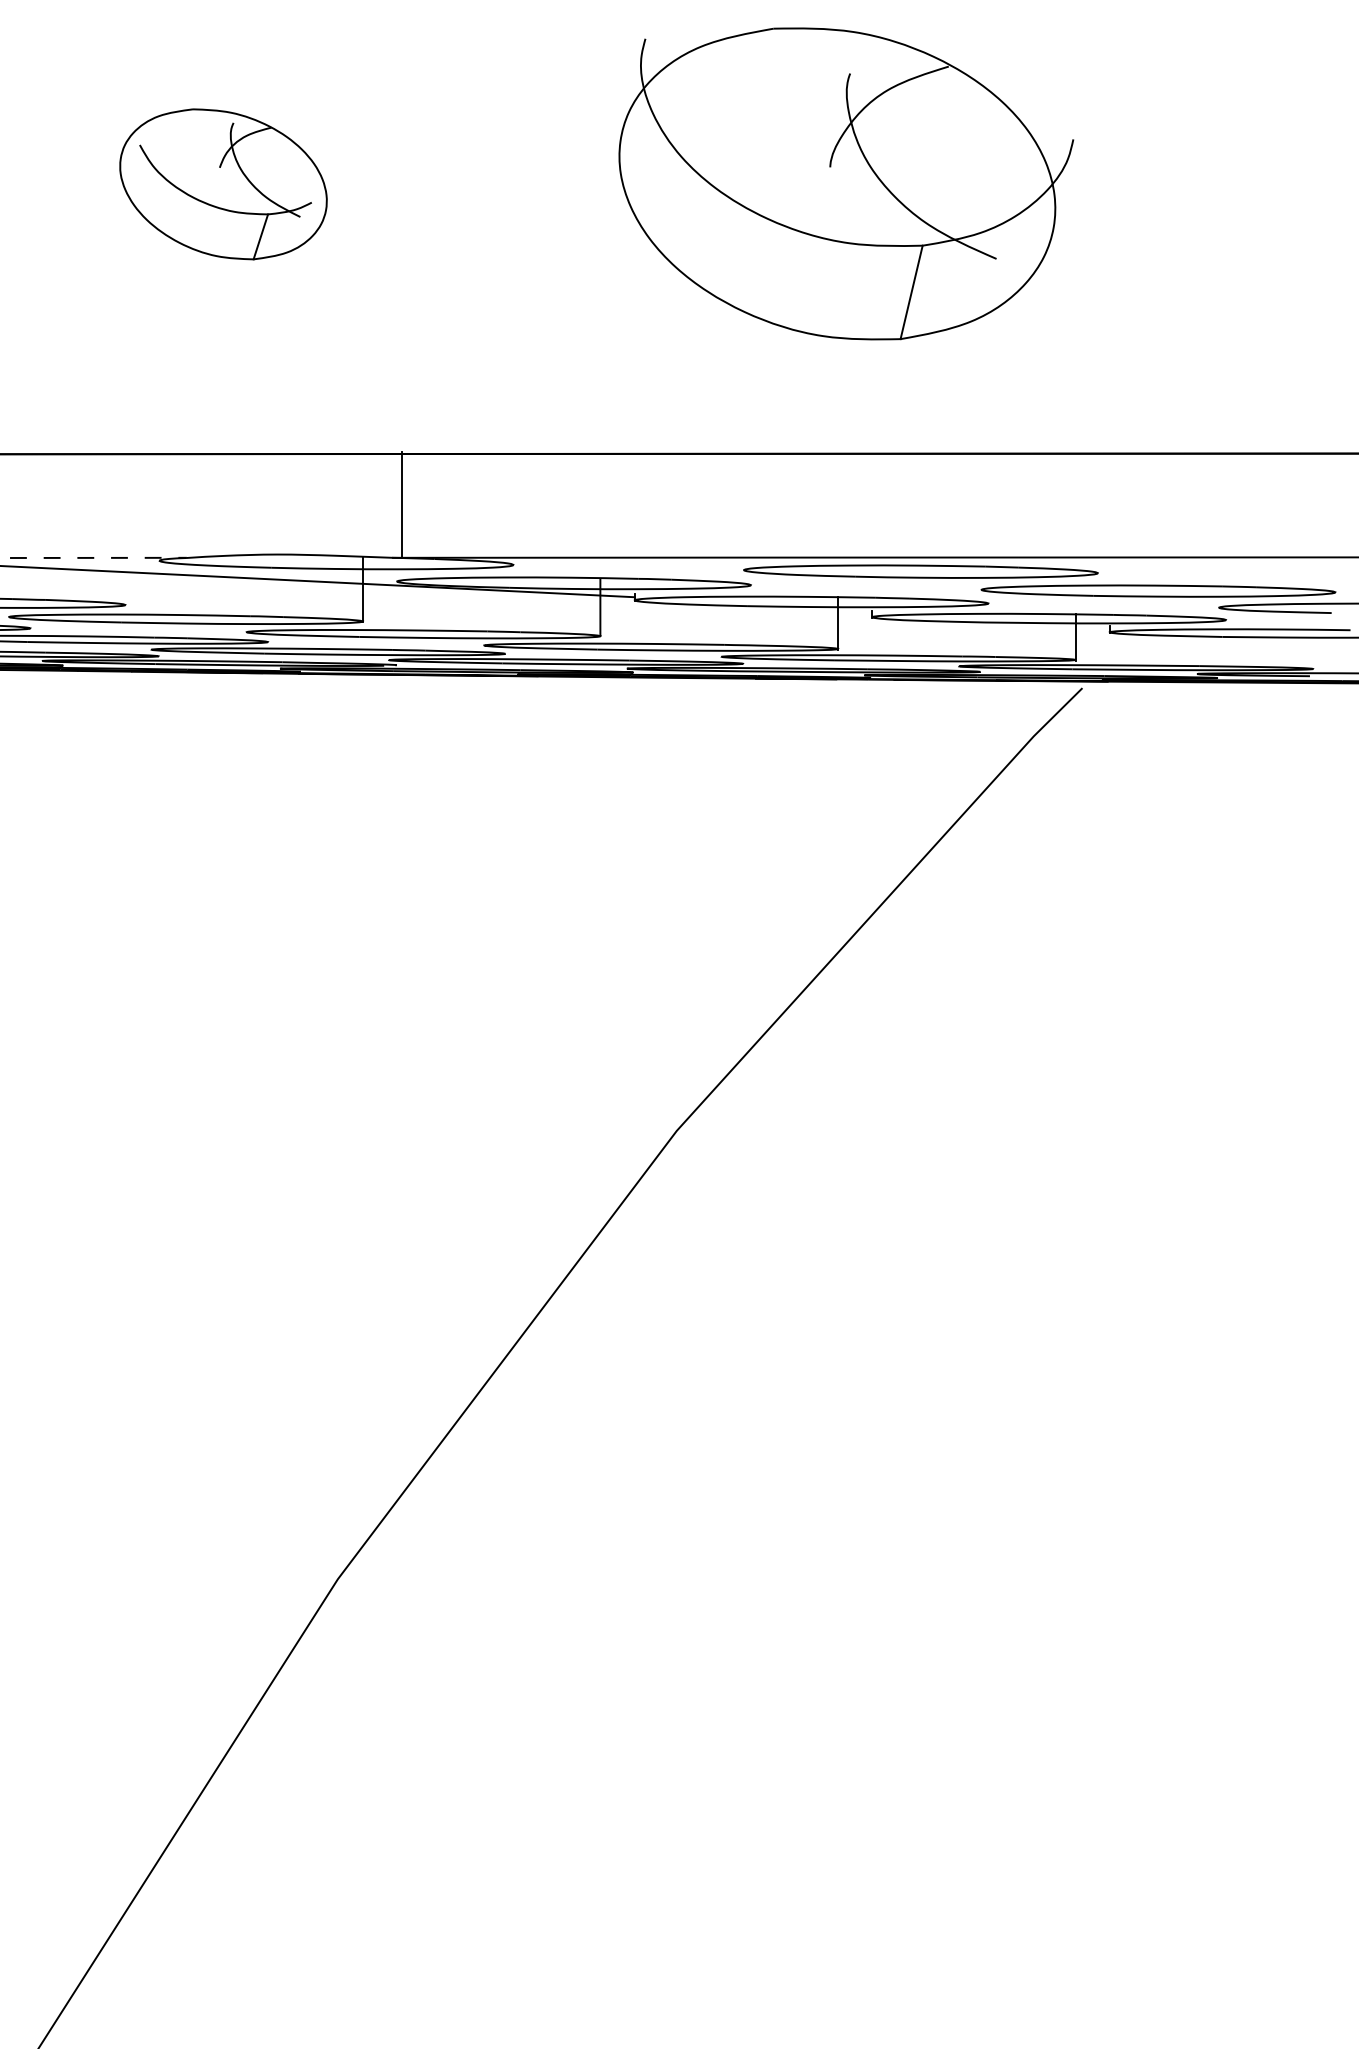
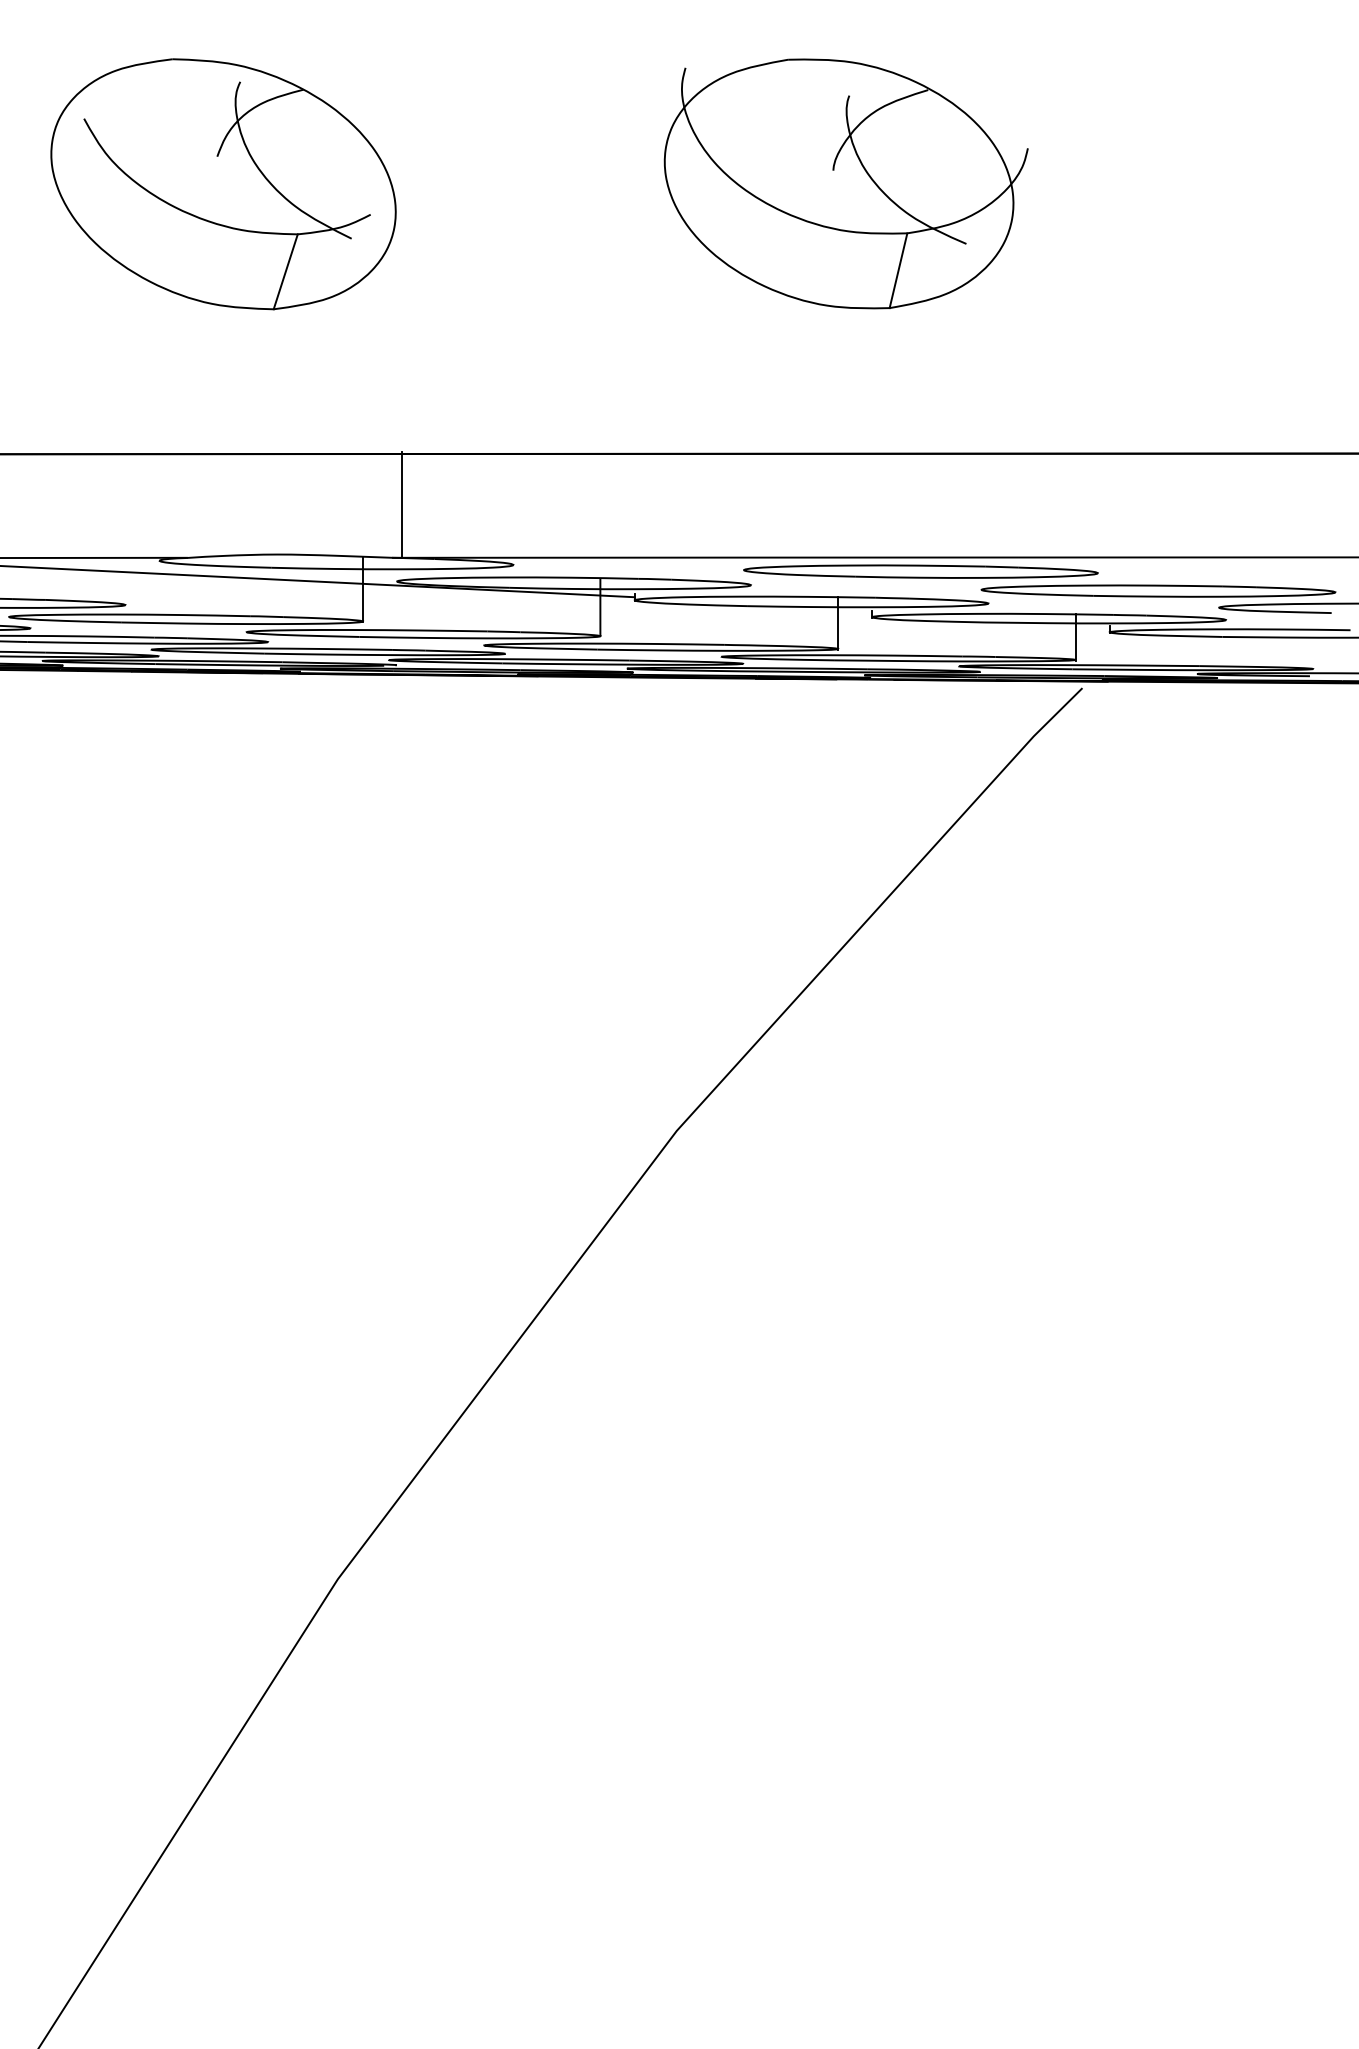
part size: 457x314 px -> 366x252 px (845, 183)
part size: 209x153 px -> 347x253 px (223, 184)
line: dashed -> solid (94, 557)
